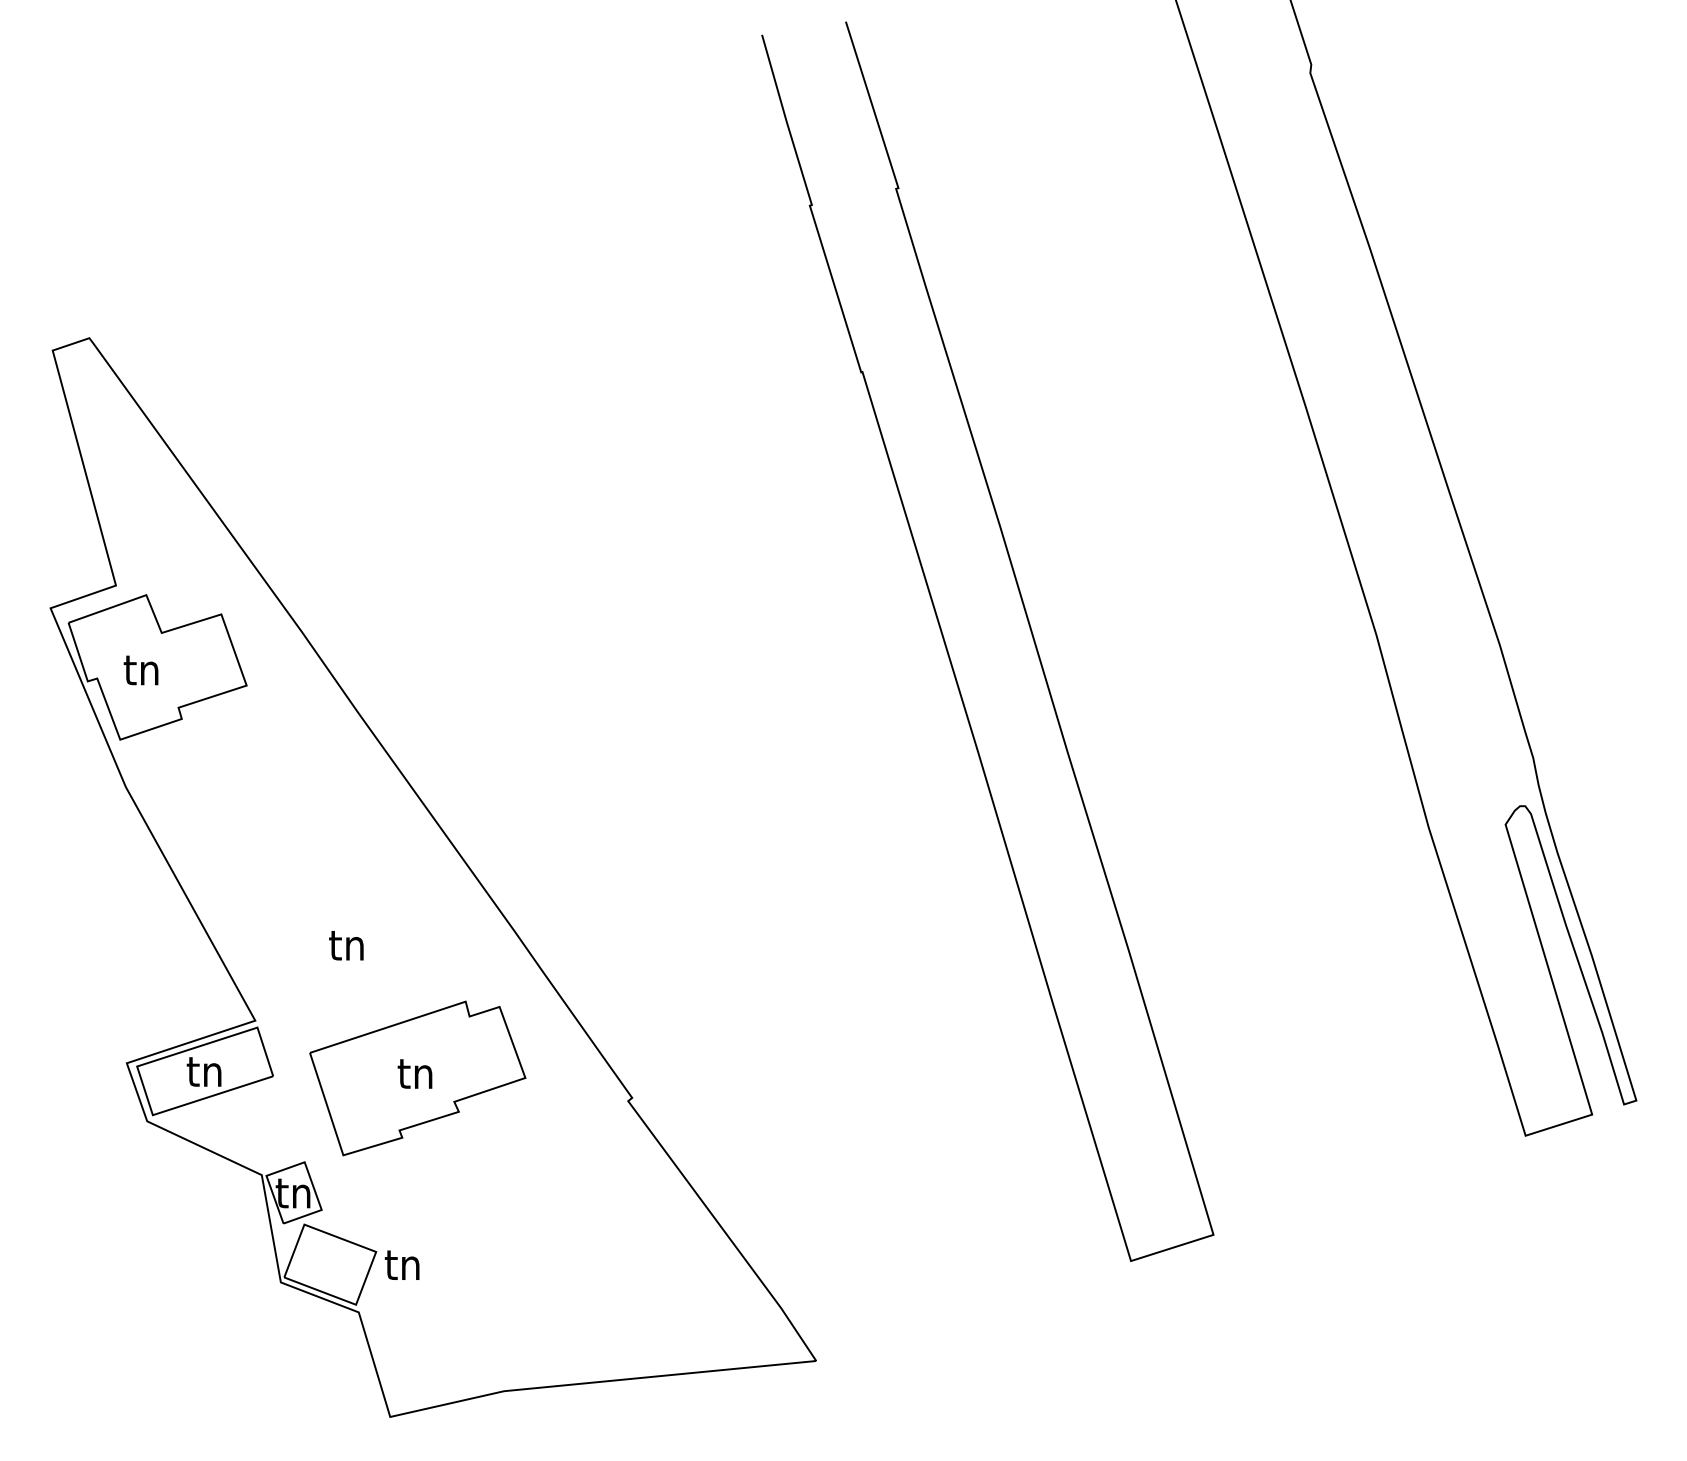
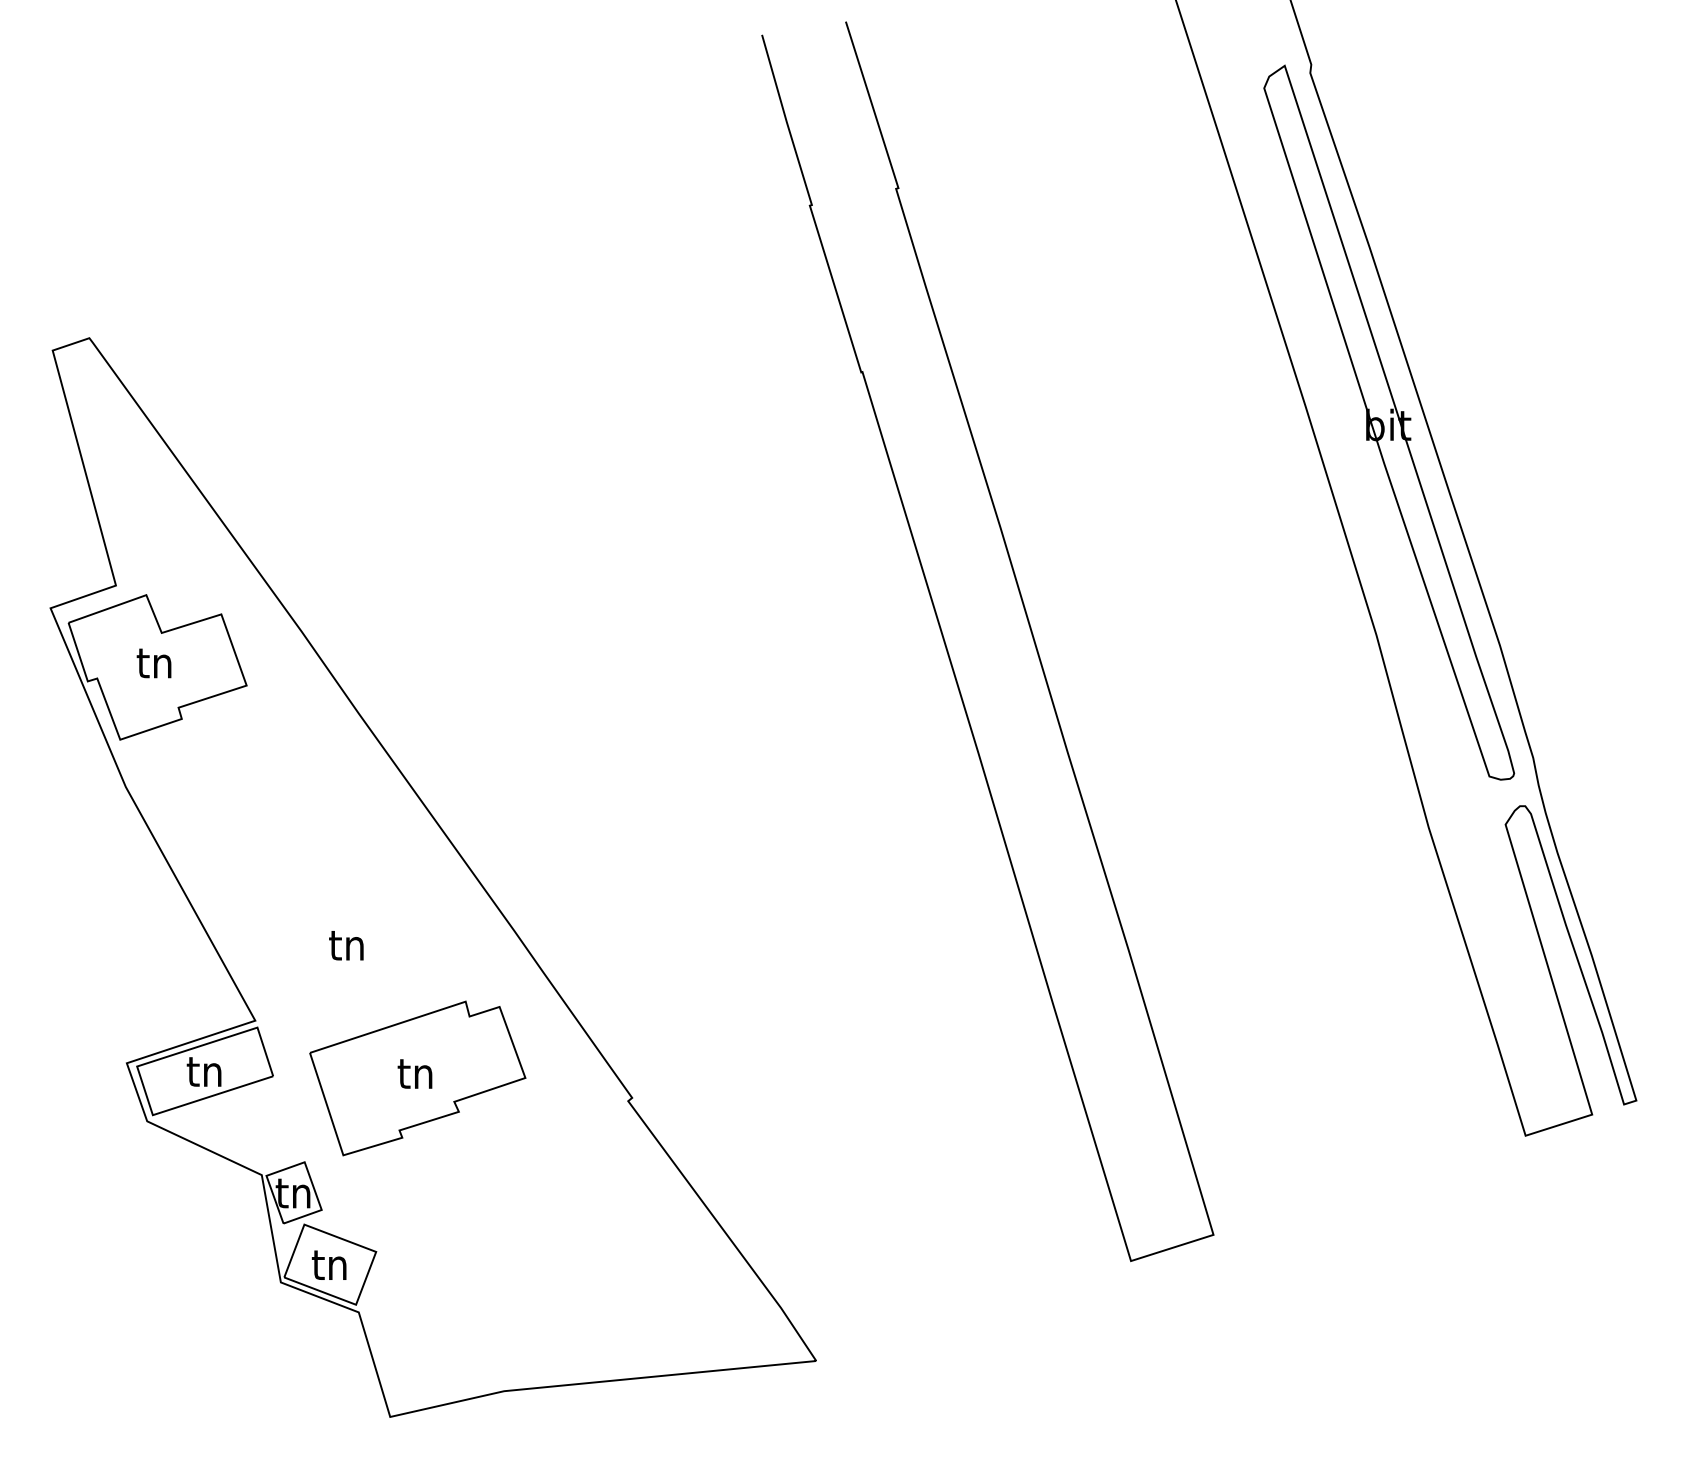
part: none -> present (1389, 422)
text position: (140, 670) -> (153, 663) (153, 663)
text position: (401, 1264) -> (328, 1264) (328, 1264)
